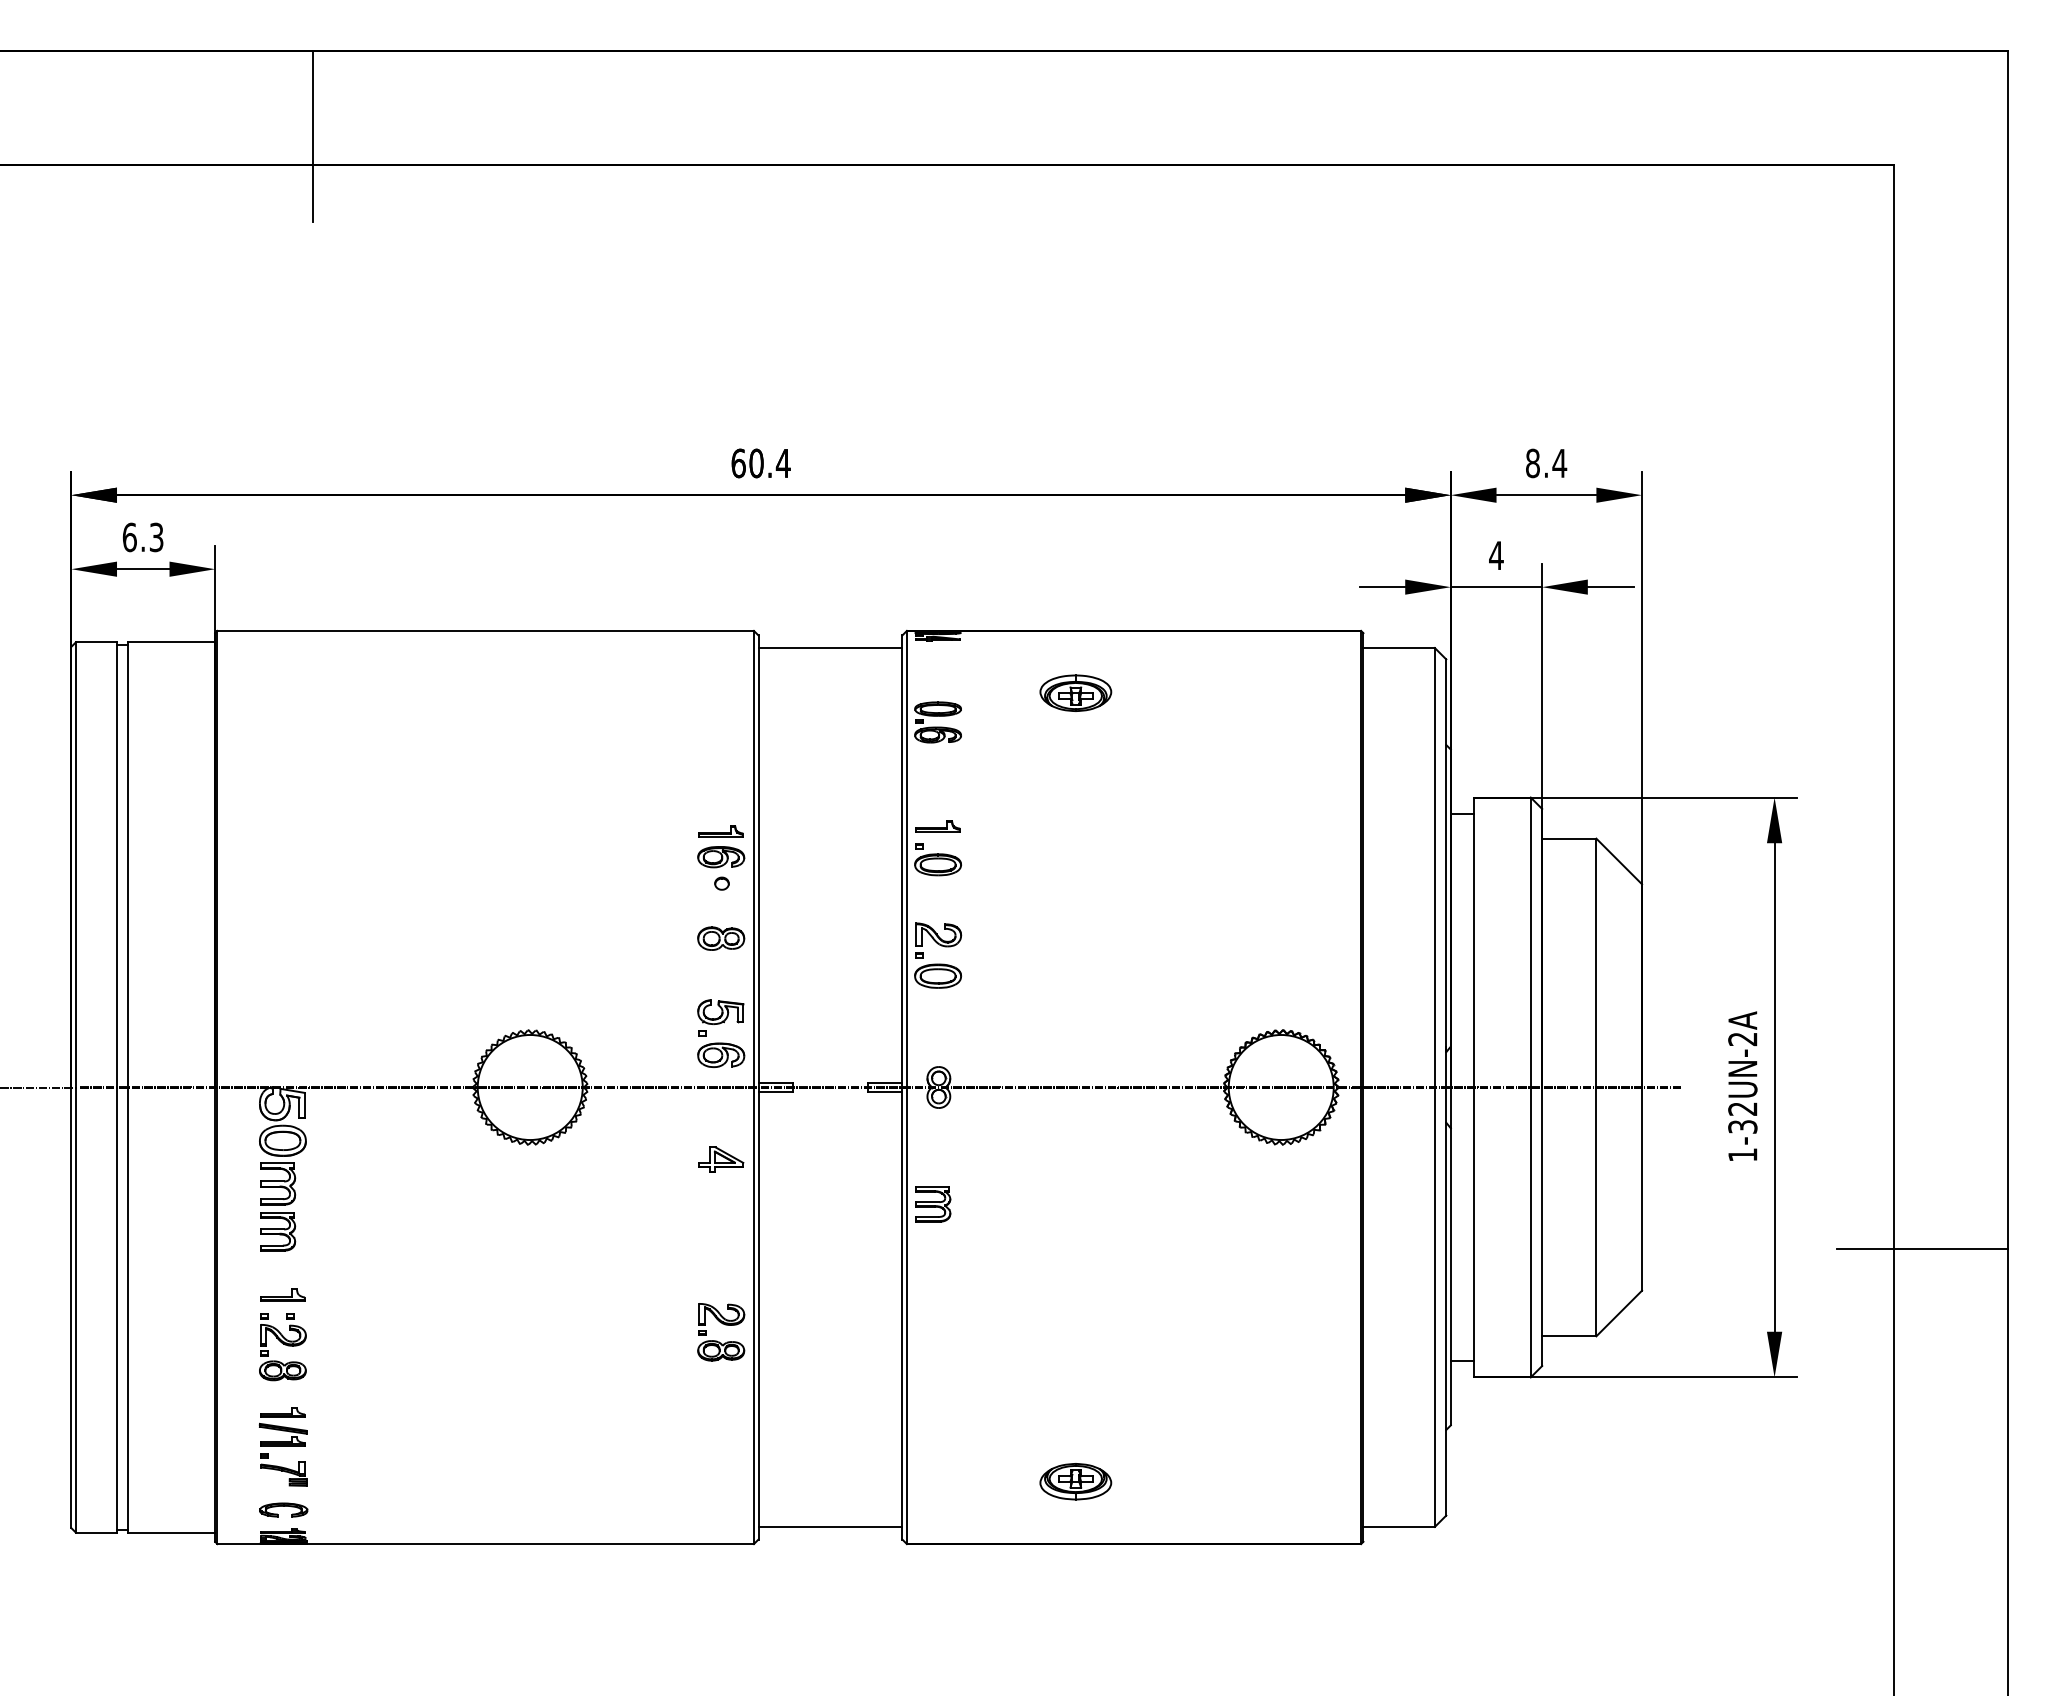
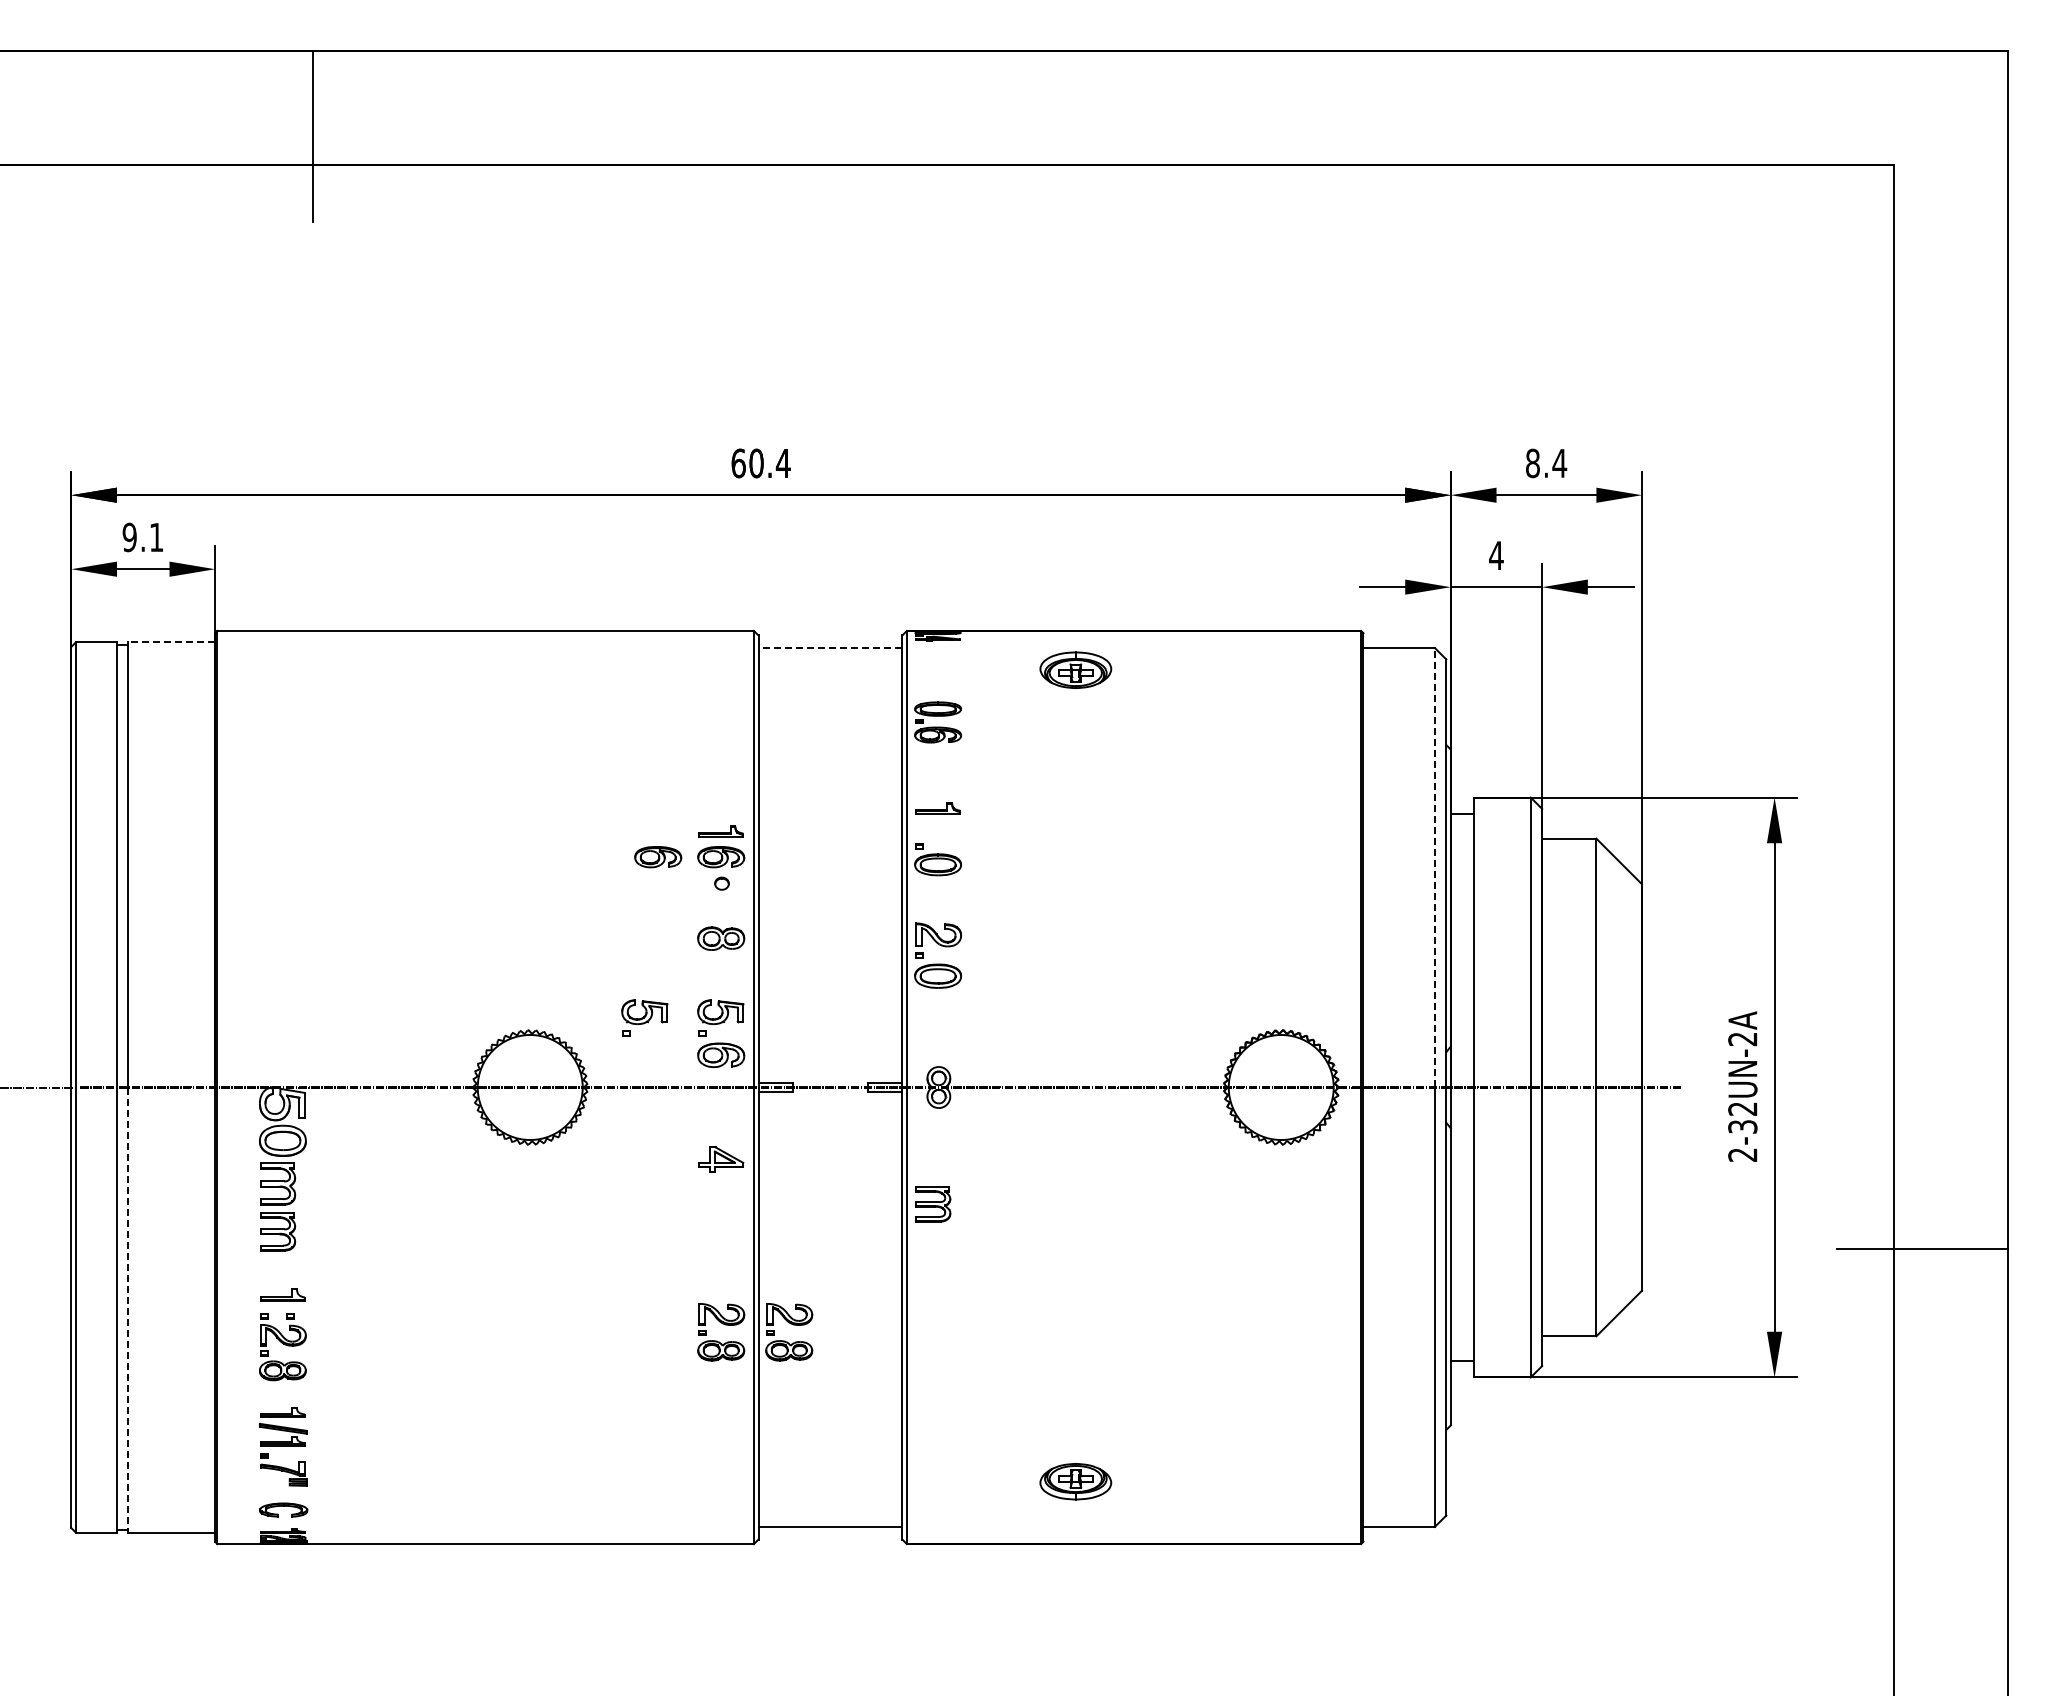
text: 6.3 -> 9.1 (142, 537)
line: solid -> dashed (171, 642)
line: solid -> dashed (830, 648)
part position: (1075, 692) -> (1075, 669) (1075, 669)
part position: (937, 826) -> (937, 808) (937, 808)
part: none -> present (658, 857)
line: solid -> dashed (1434, 867)
part: none -> present (644, 1017)
text: 1-32UN-2A -> 2-32UN-2A (1742, 1154)
line: solid -> dashed (128, 1310)
part: none -> present (790, 1324)
